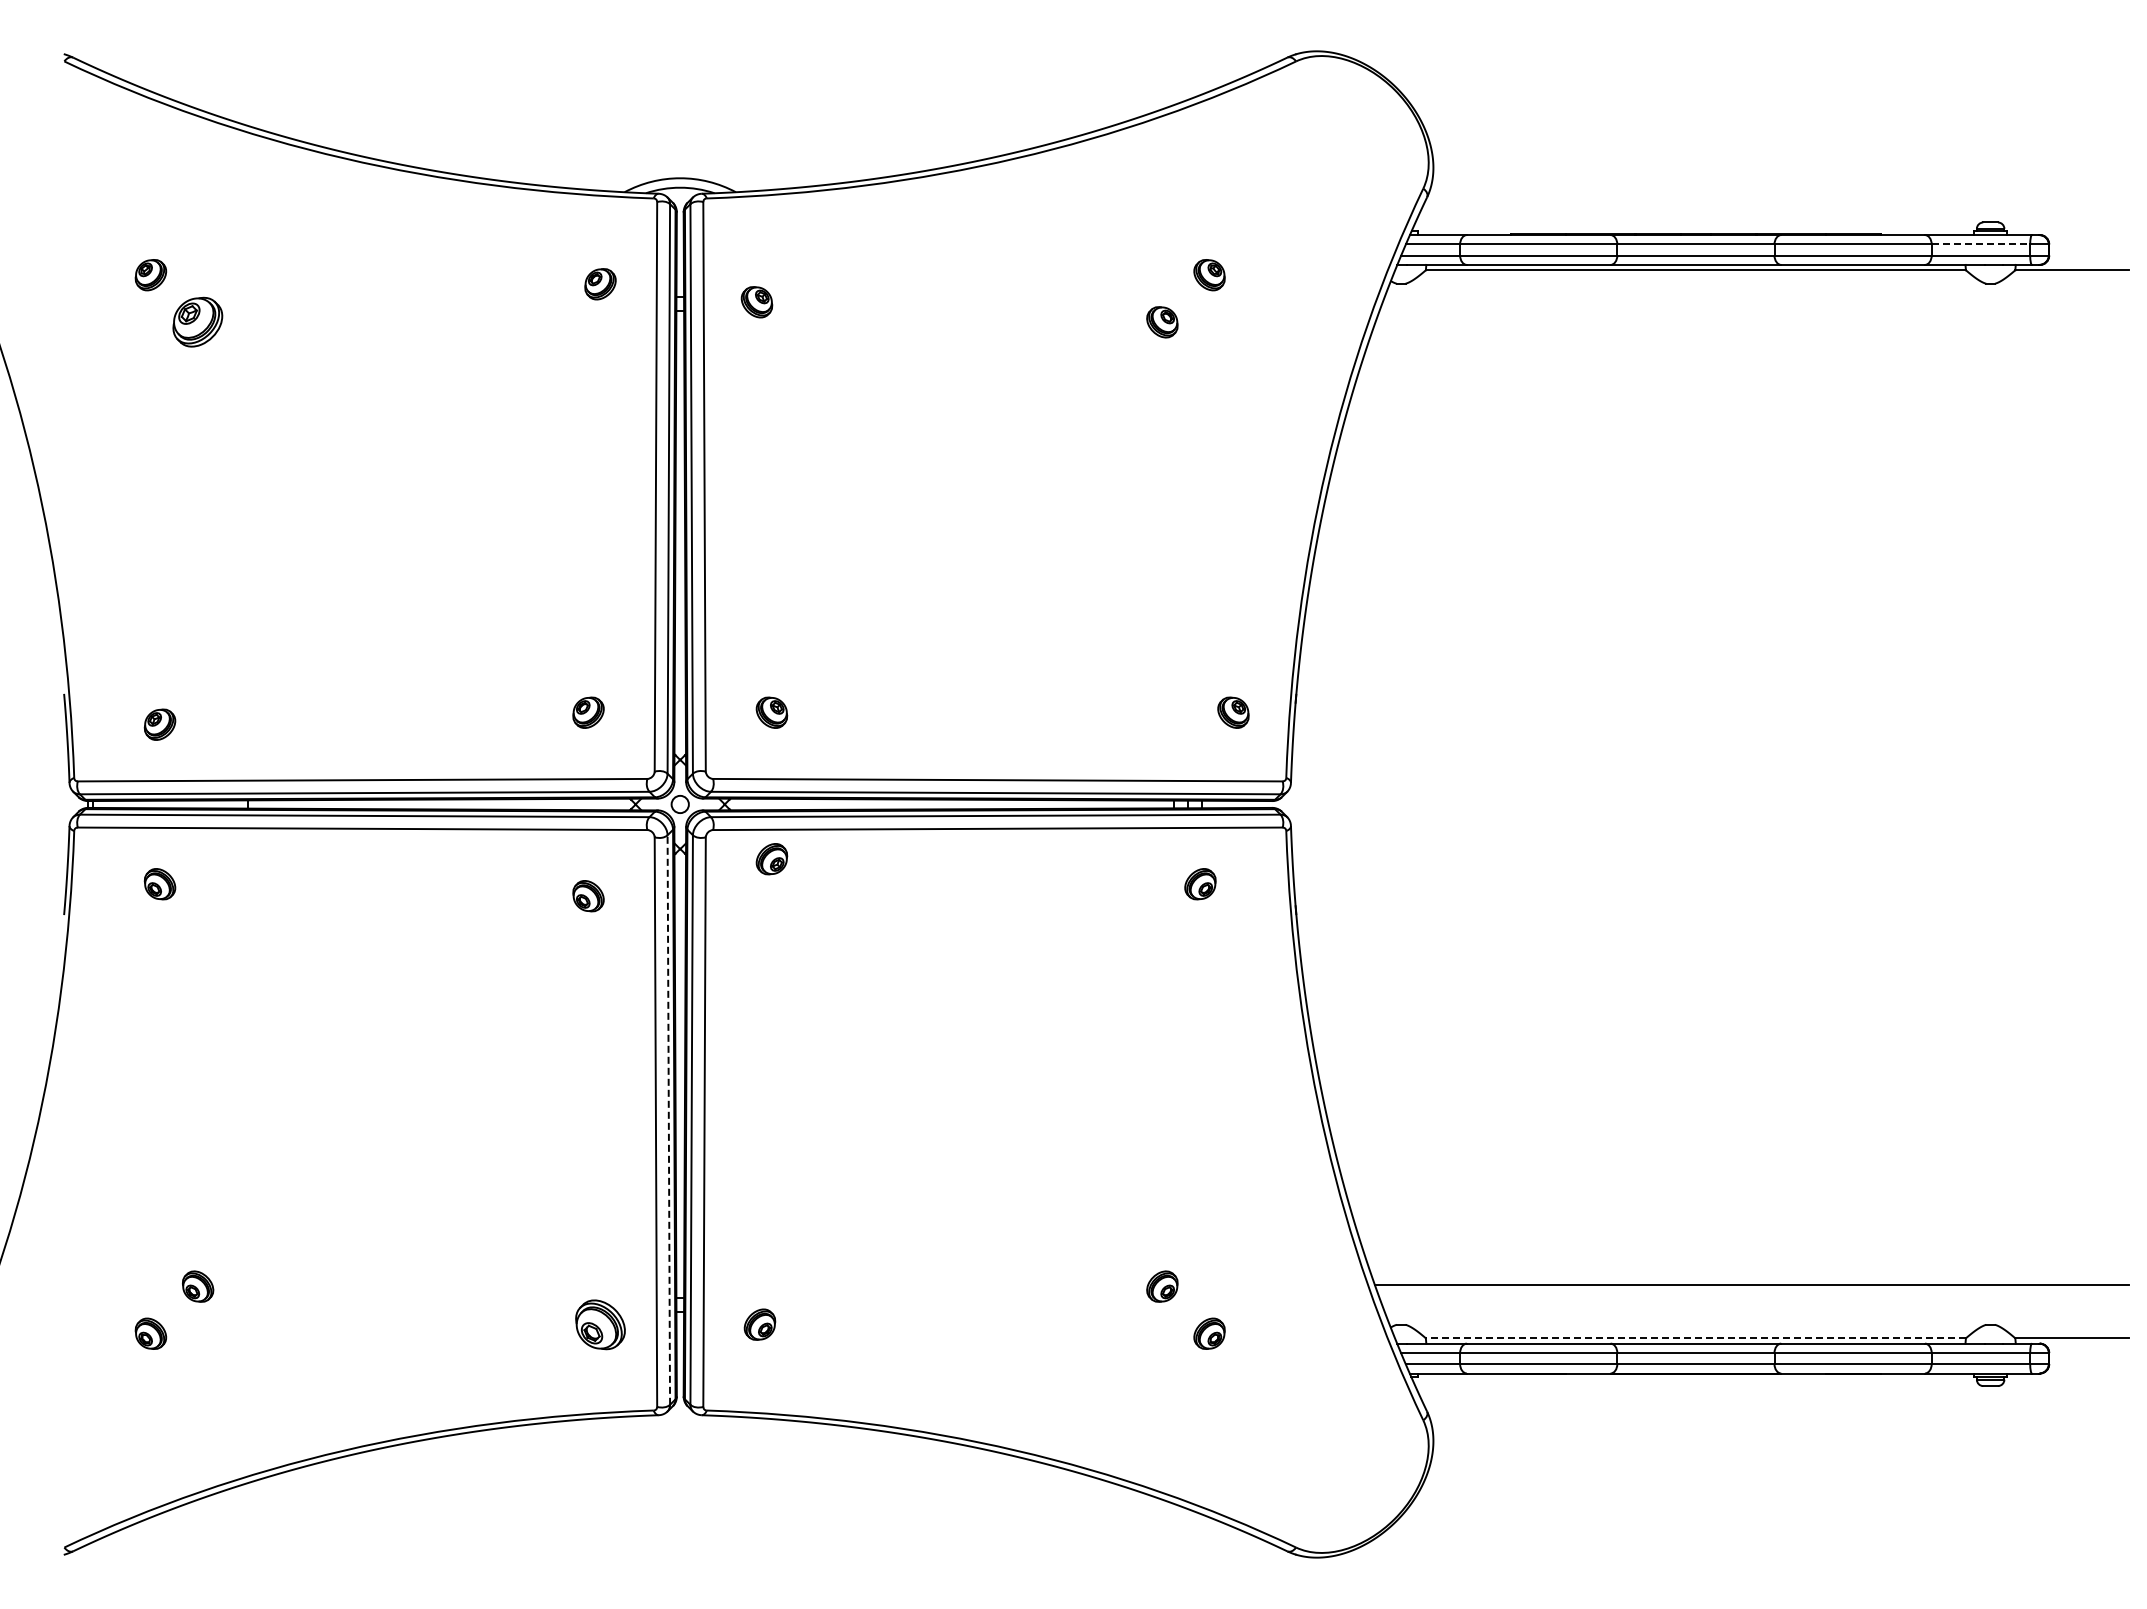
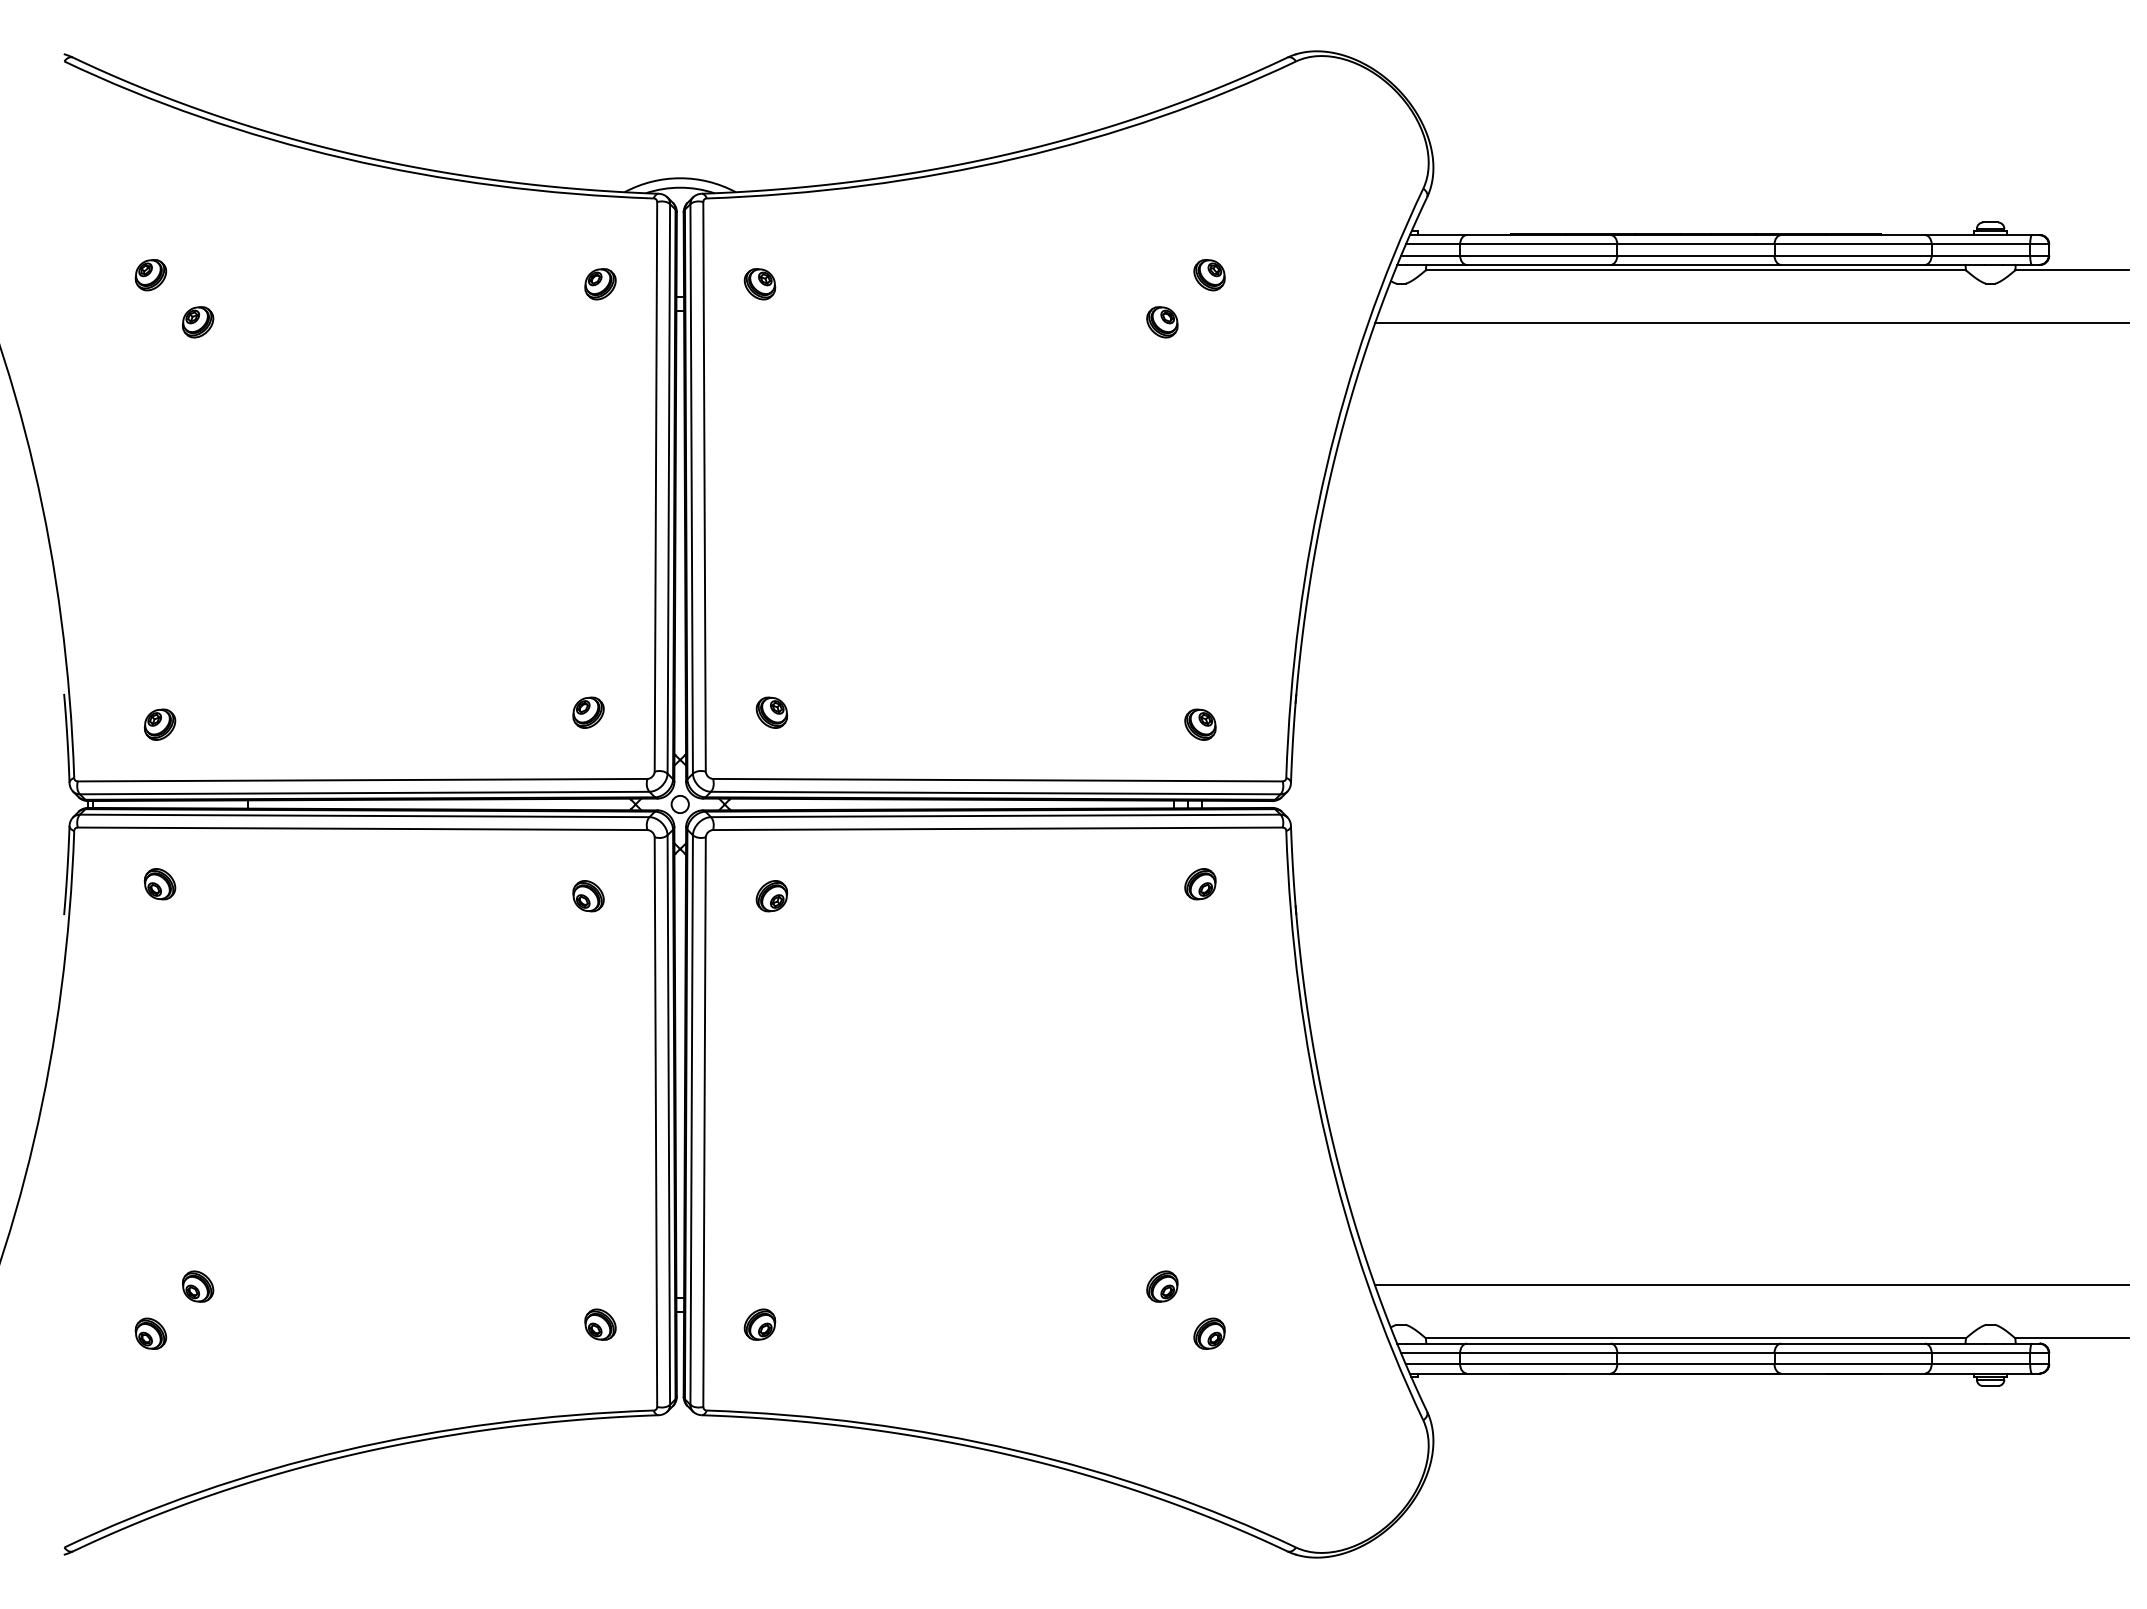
line: dashed -> solid (1981, 244)
part position: (756, 302) -> (759, 284) (759, 284)
part size: 52x52 px -> 33x33 px (198, 322)
line: none -> present (1751, 323)
part position: (1233, 712) -> (1200, 724) (1200, 724)
part position: (771, 859) -> (771, 896) (771, 896)
line: dashed -> solid (668, 1120)
part size: 51x52 px -> 33x33 px (600, 1324)
line: dashed -> solid (1695, 1338)
